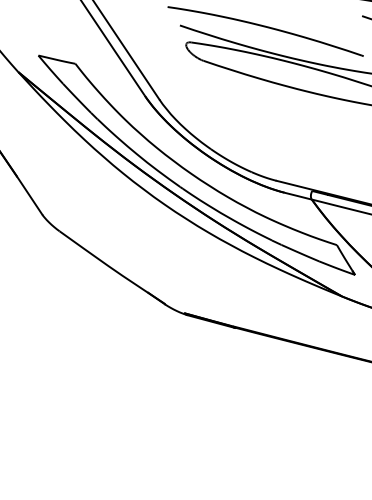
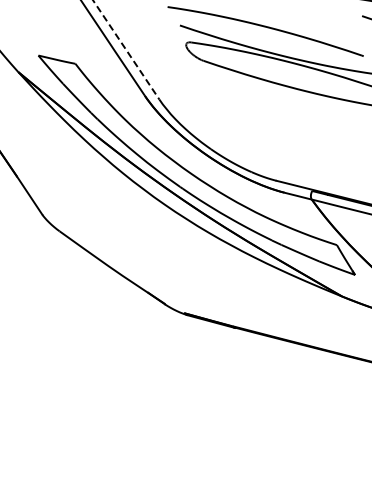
line: solid -> dashed (126, 50)
